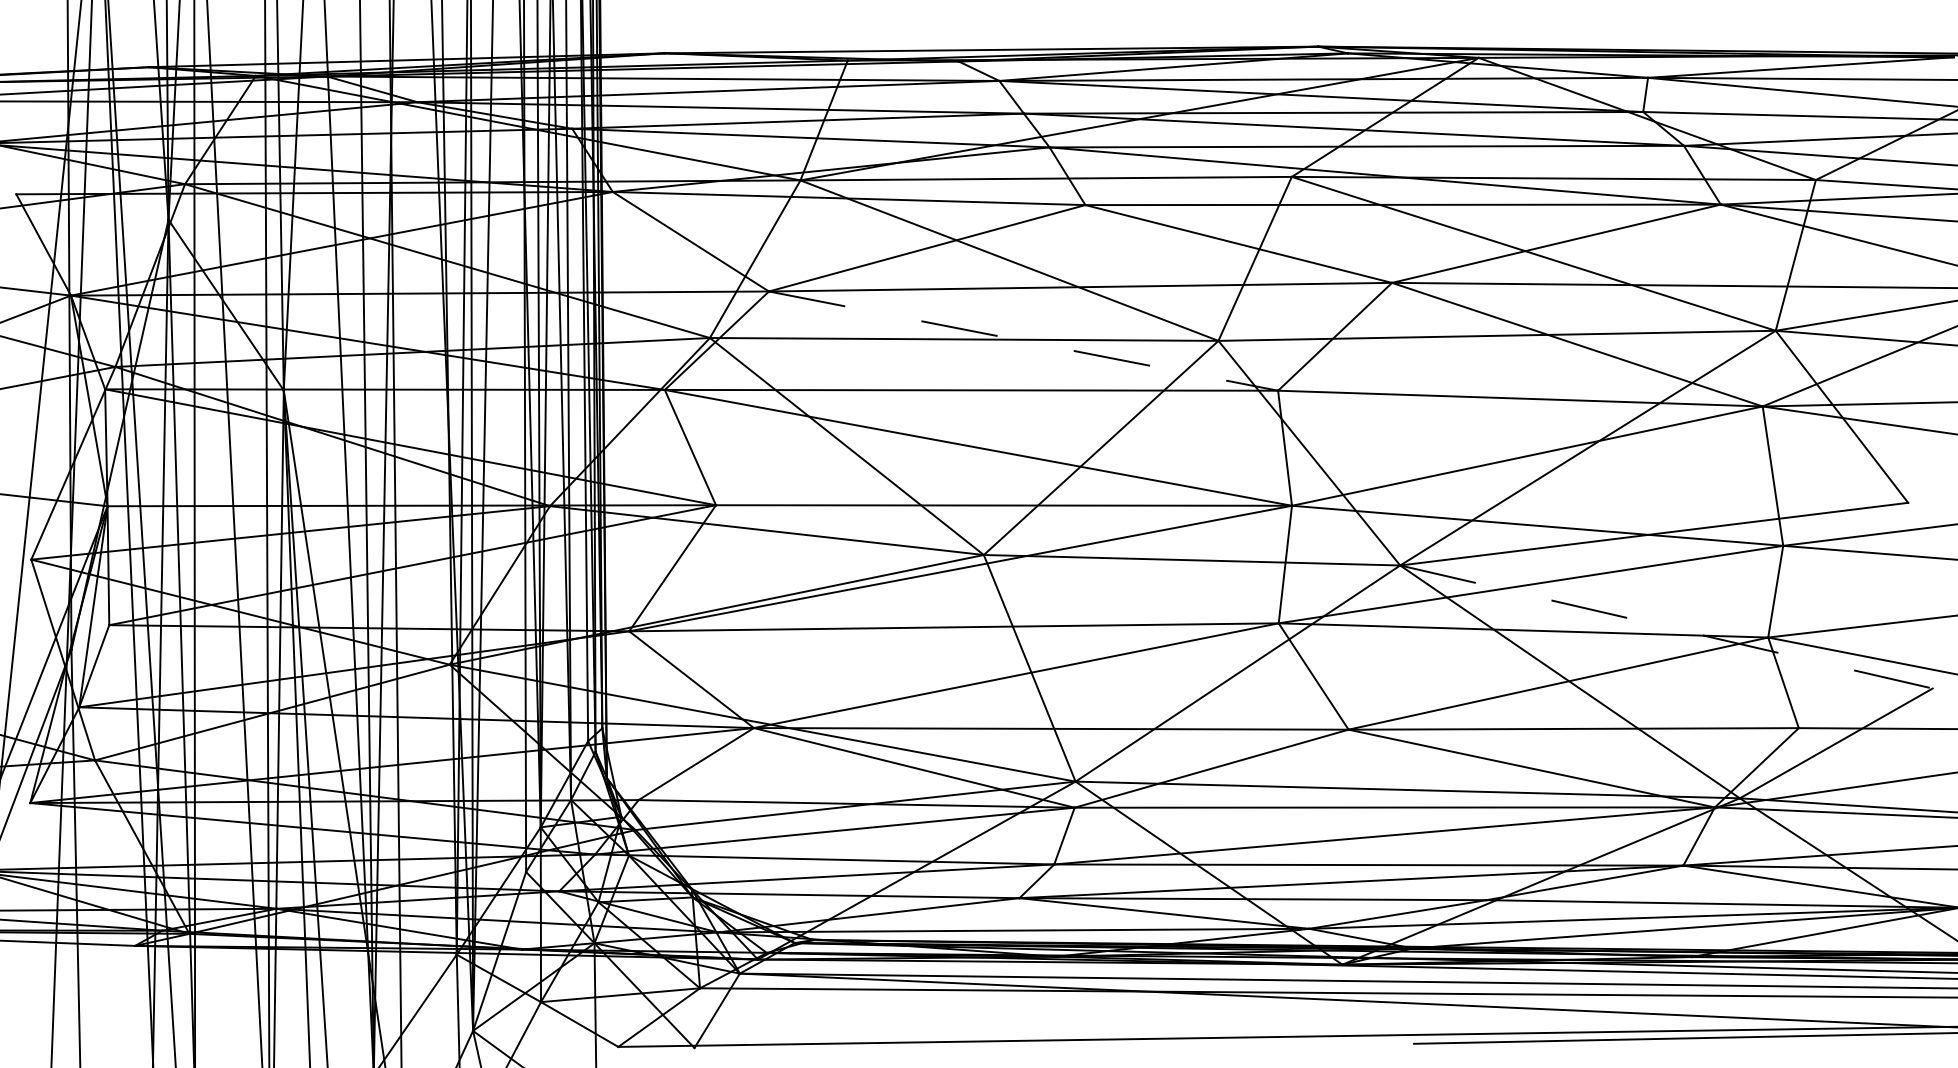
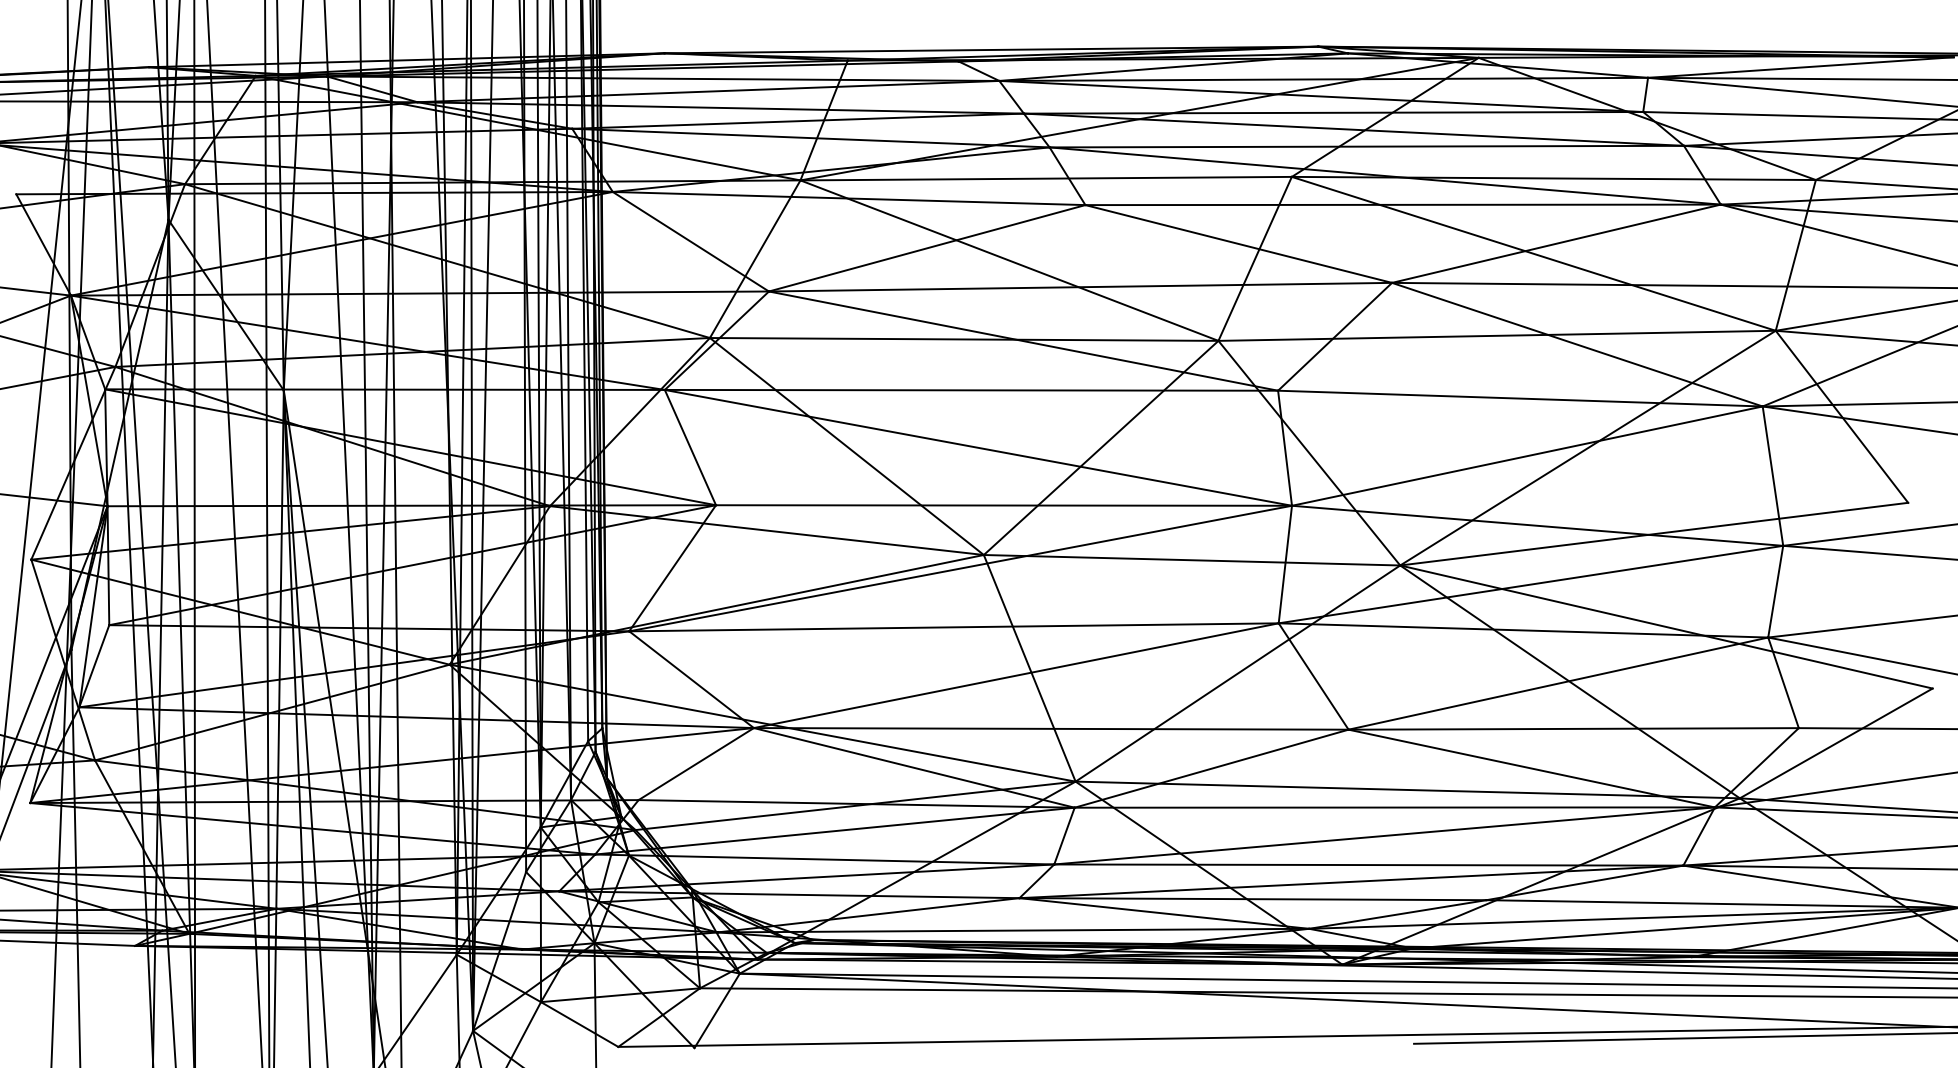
line: dashed -> solid (1024, 341)
line: dashed -> solid (1666, 627)
